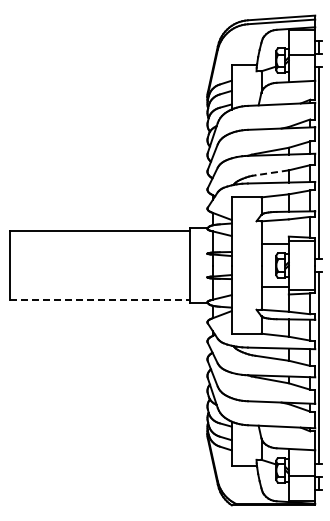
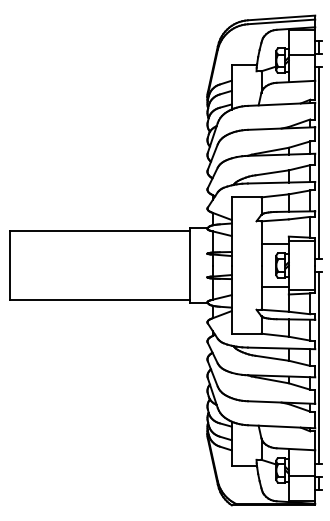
line: dashed -> solid (272, 172)
line: dashed -> solid (99, 300)
